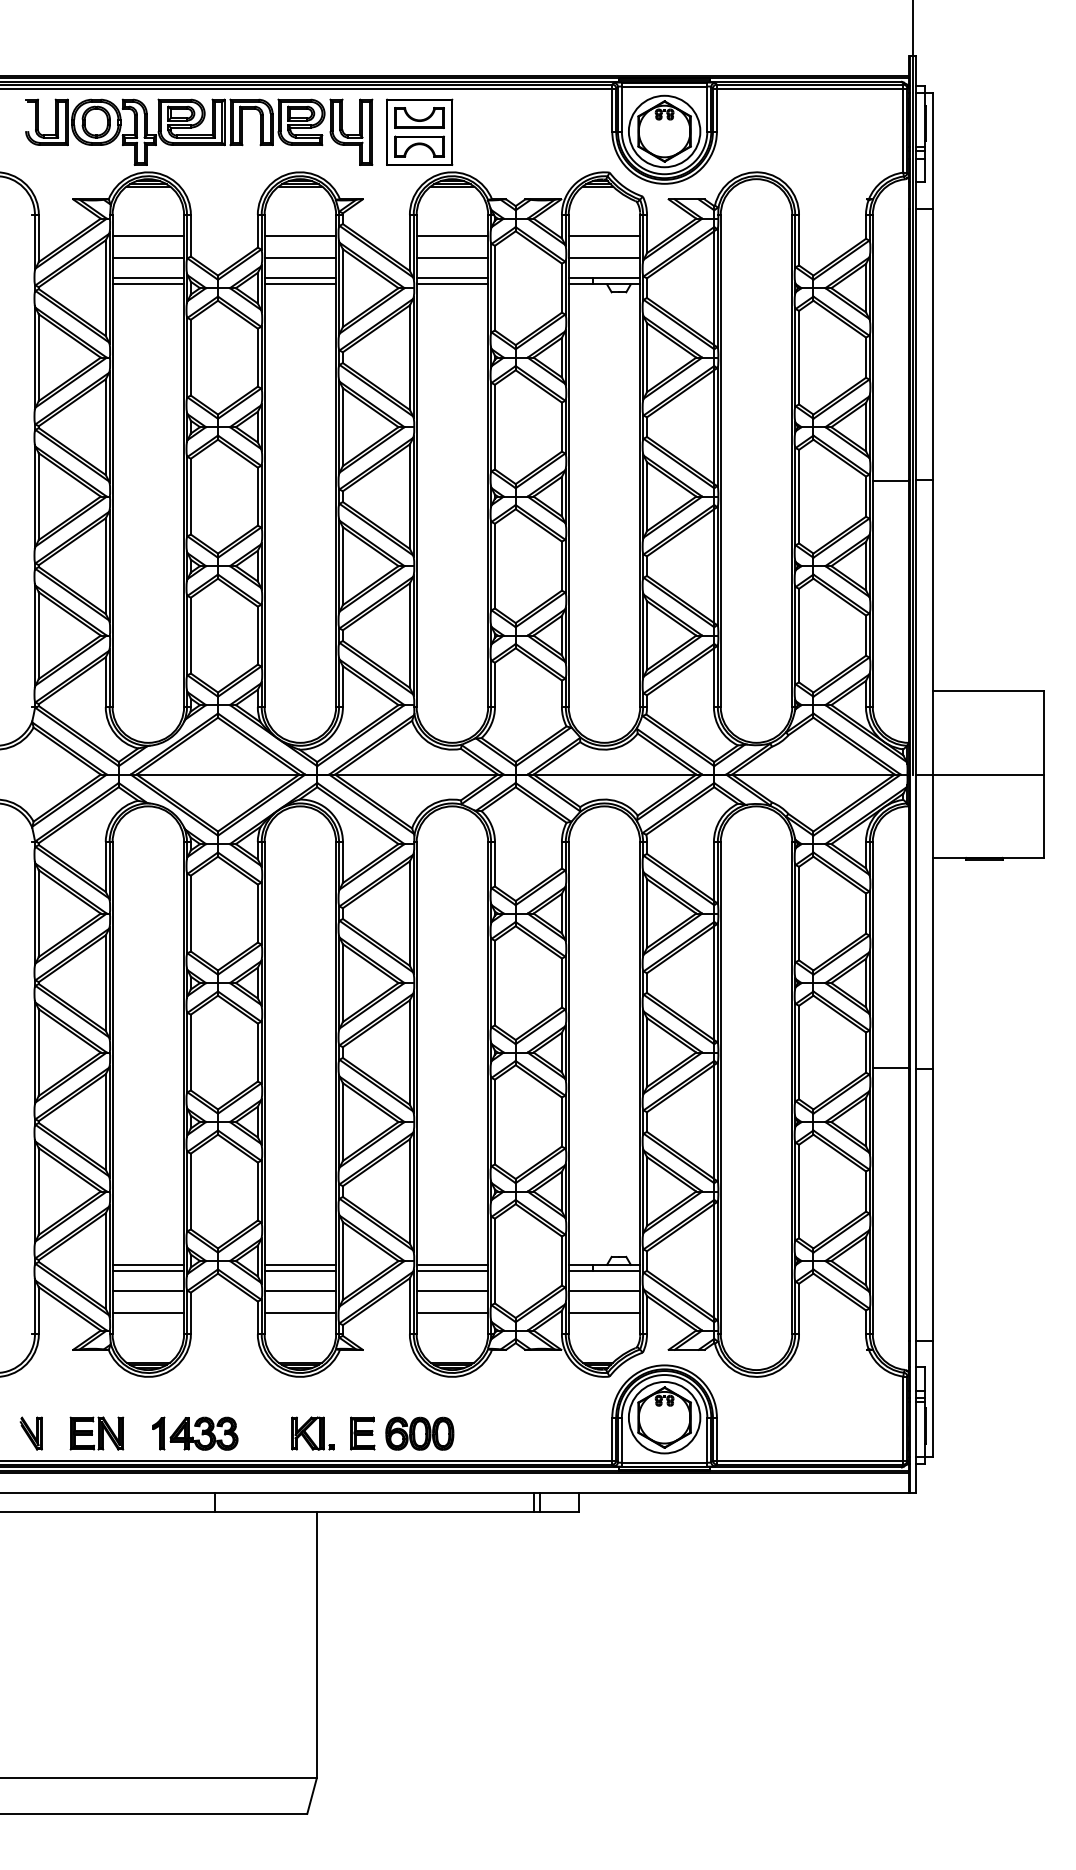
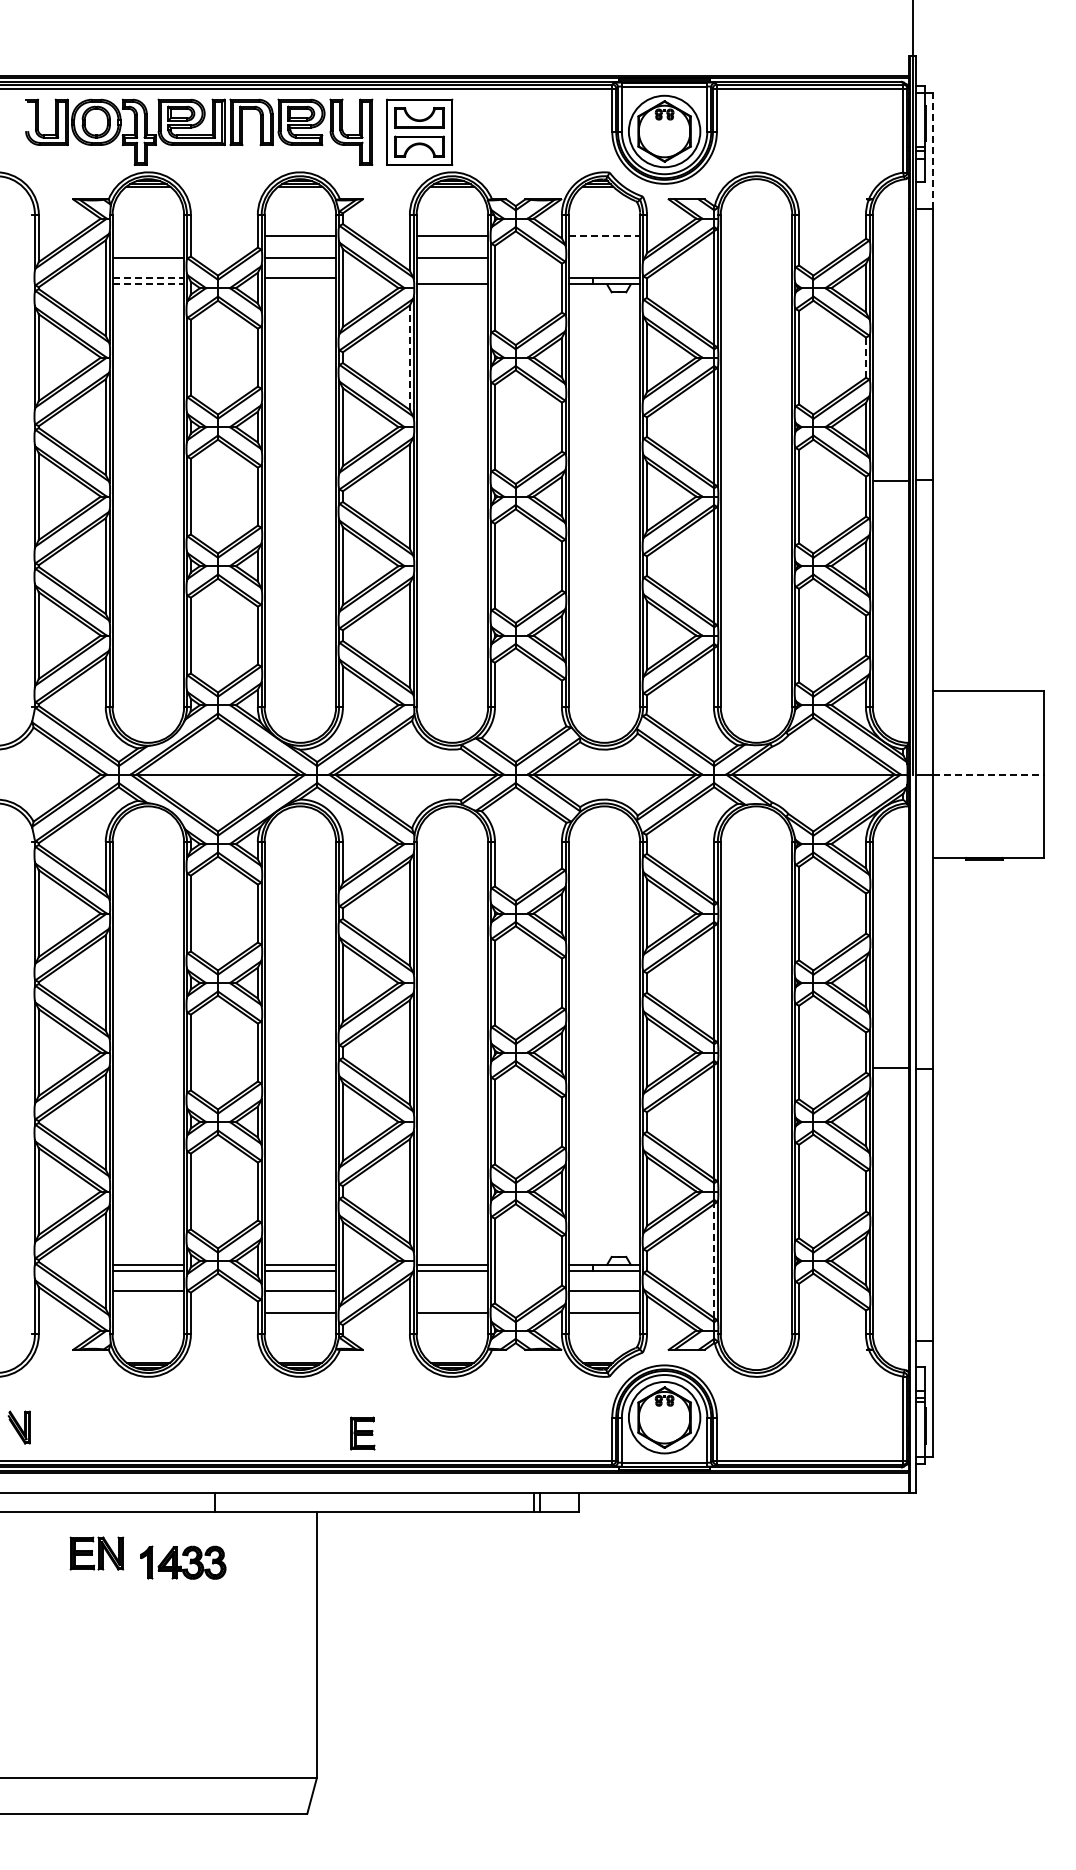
line: solid -> dashed (932, 150)
line: present -> none (148, 236)
line: solid -> dashed (604, 236)
line: present -> none (604, 258)
line: solid -> dashed (148, 278)
line: present -> none (452, 278)
line: solid -> dashed (148, 284)
line: present -> none (300, 284)
line: solid -> dashed (409, 357)
line: solid -> dashed (865, 357)
line: solid -> dashed (988, 774)
line: solid -> dashed (713, 1261)
line: present -> none (452, 1291)
line: present -> none (148, 1312)
part position: (30, 1433) -> (18, 1427) (18, 1427)
part position: (96, 1433) -> (96, 1553) (96, 1553)
part position: (195, 1433) -> (183, 1562) (183, 1562)
part: present -> none (312, 1433)
part: present -> none (419, 1433)
